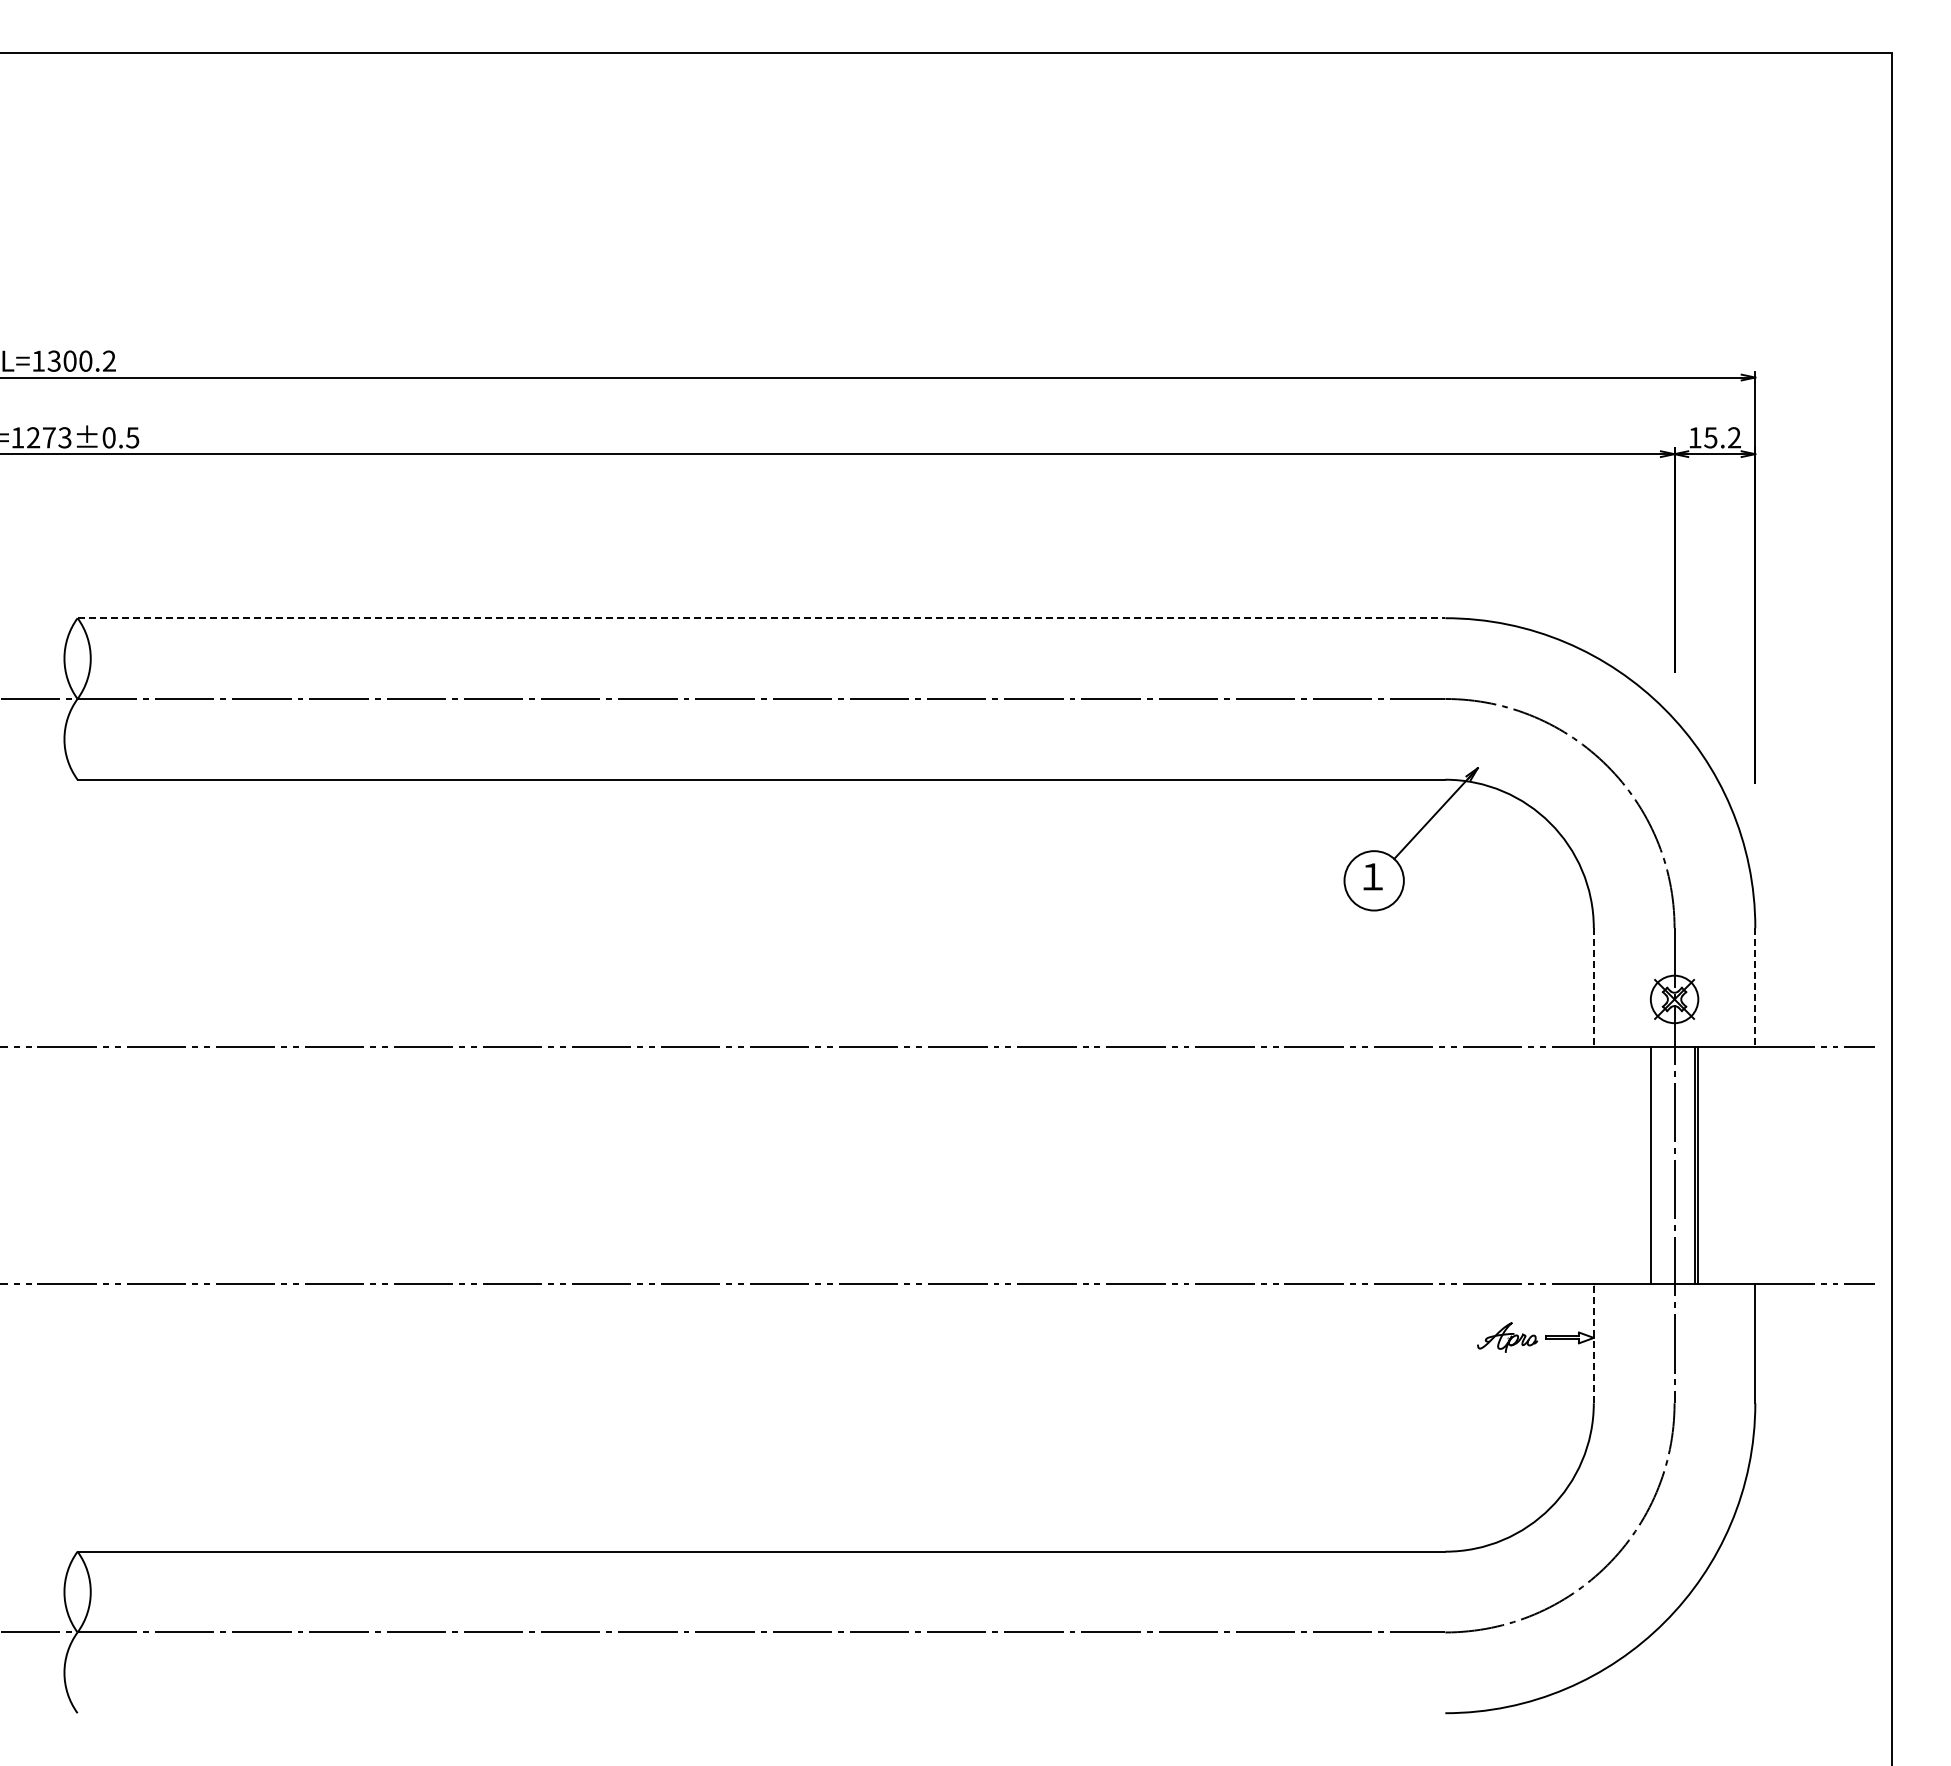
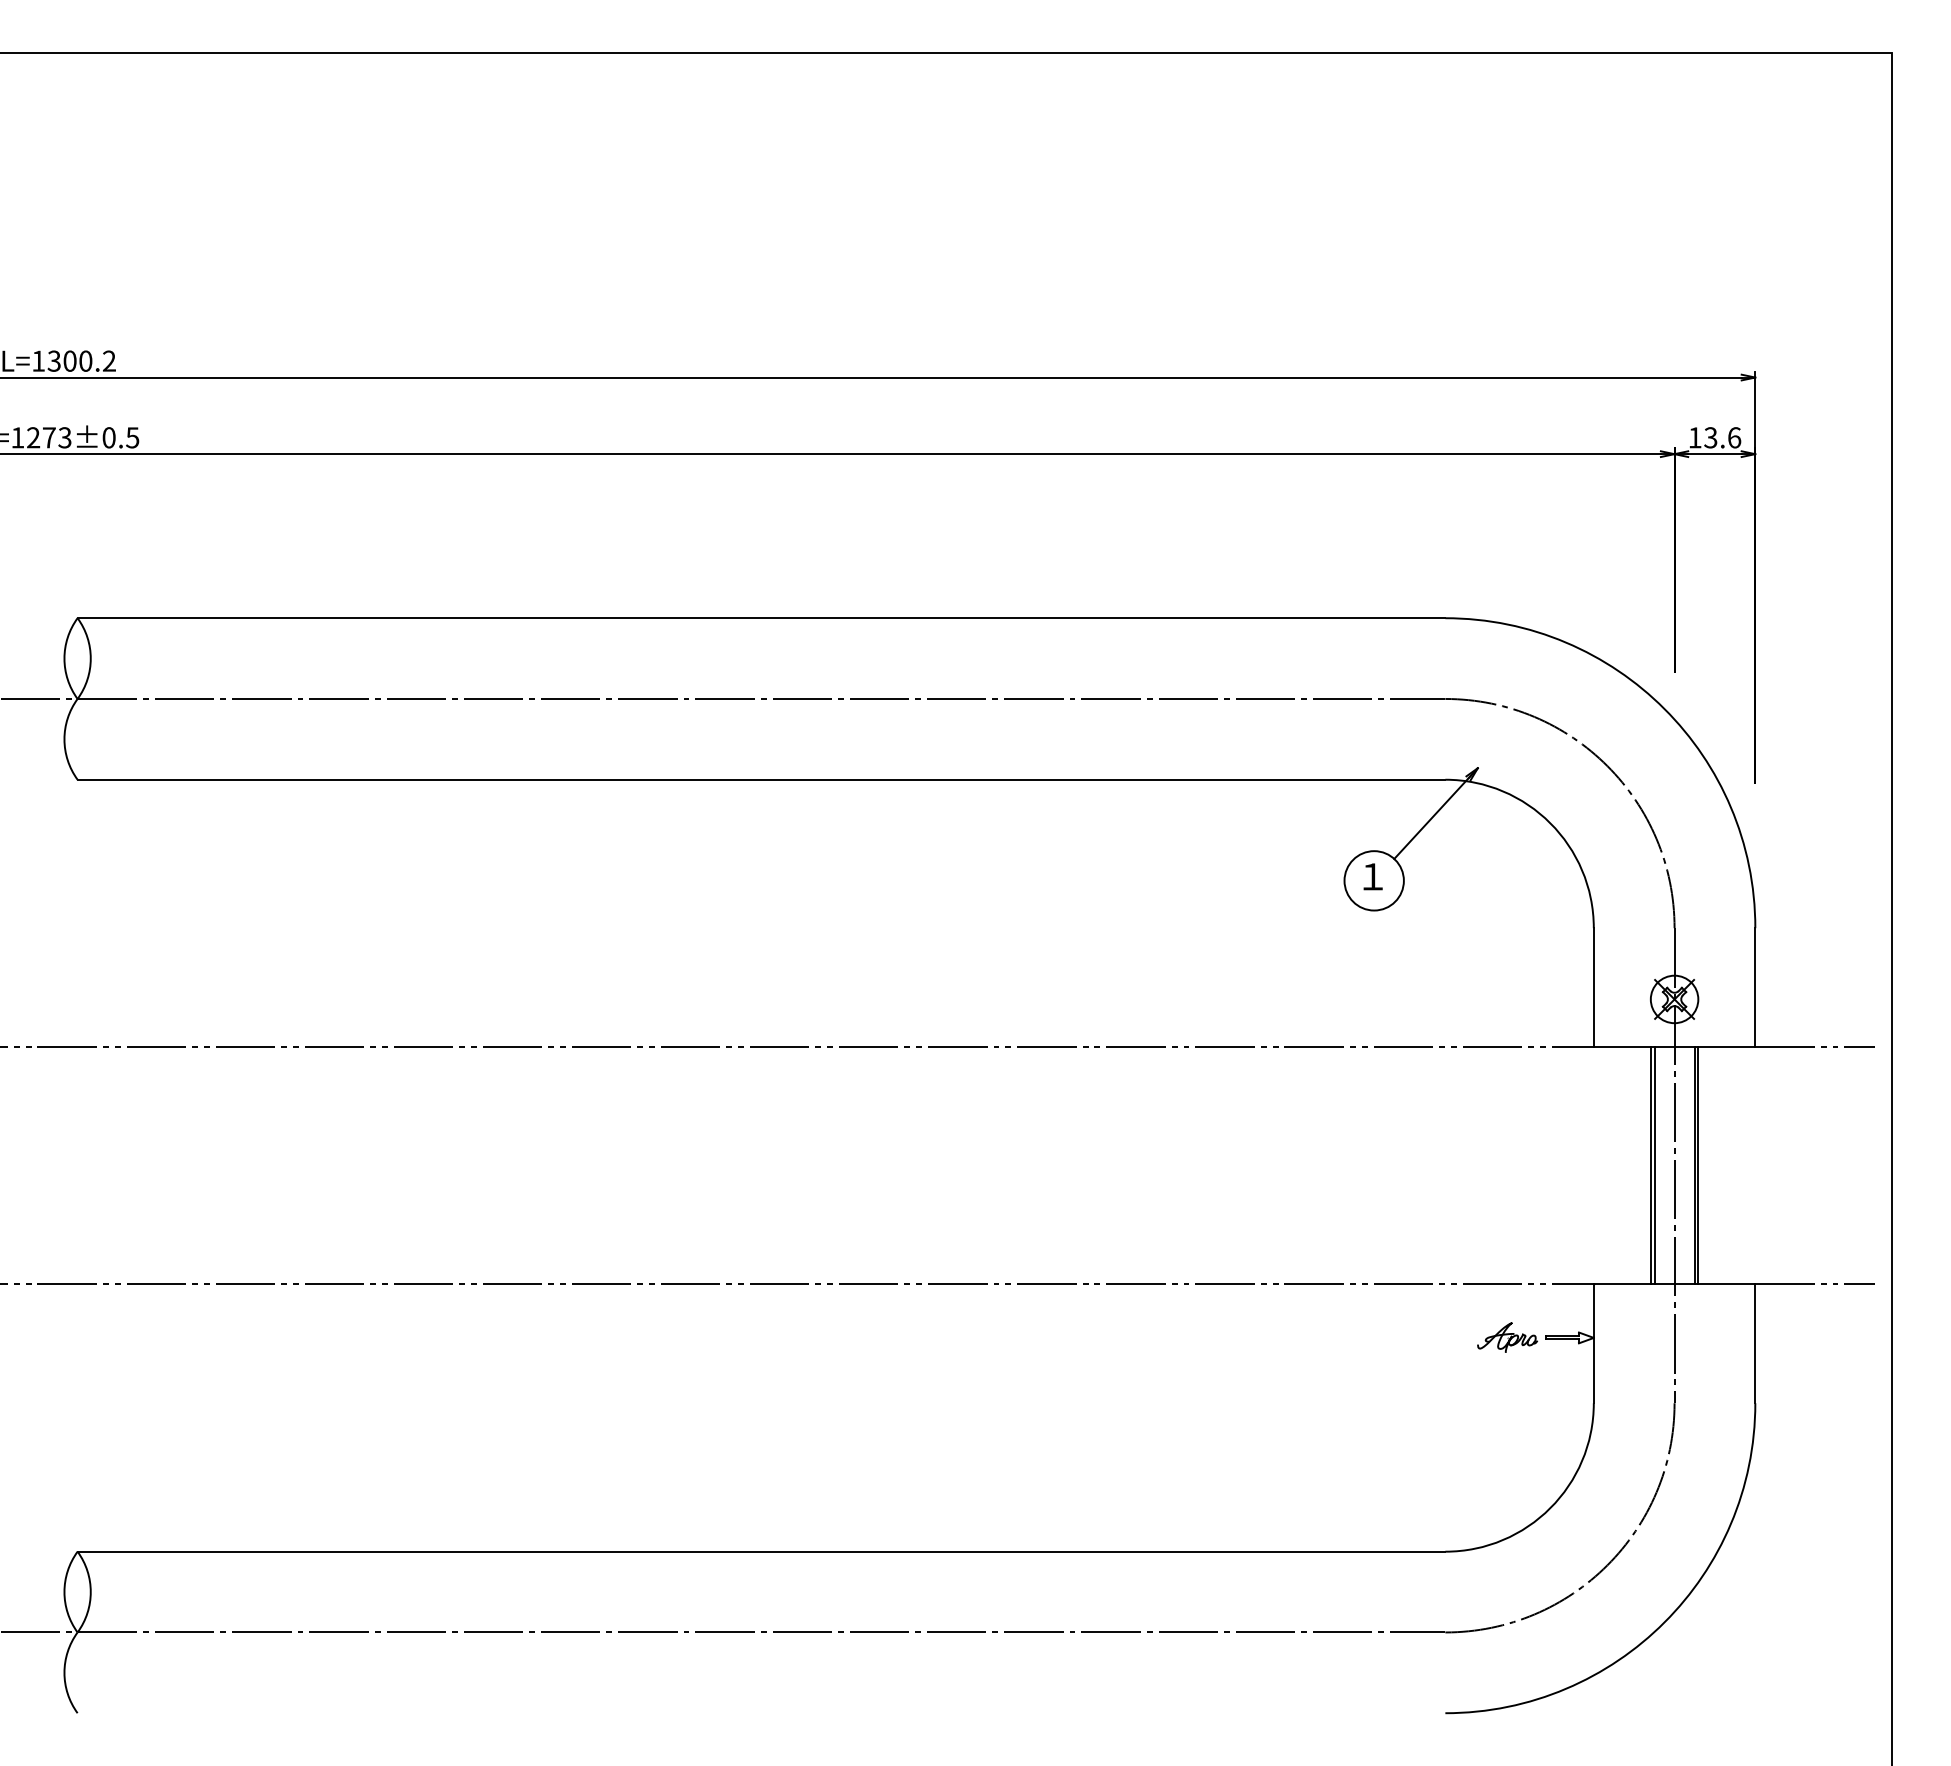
text: 15.2 -> 13.6 (1723, 437)
line: dashed -> solid (761, 618)
line: dashed -> solid (1593, 988)
line: dashed -> solid (1755, 988)
line: none -> present (1654, 1165)
line: dashed -> solid (1593, 1343)
